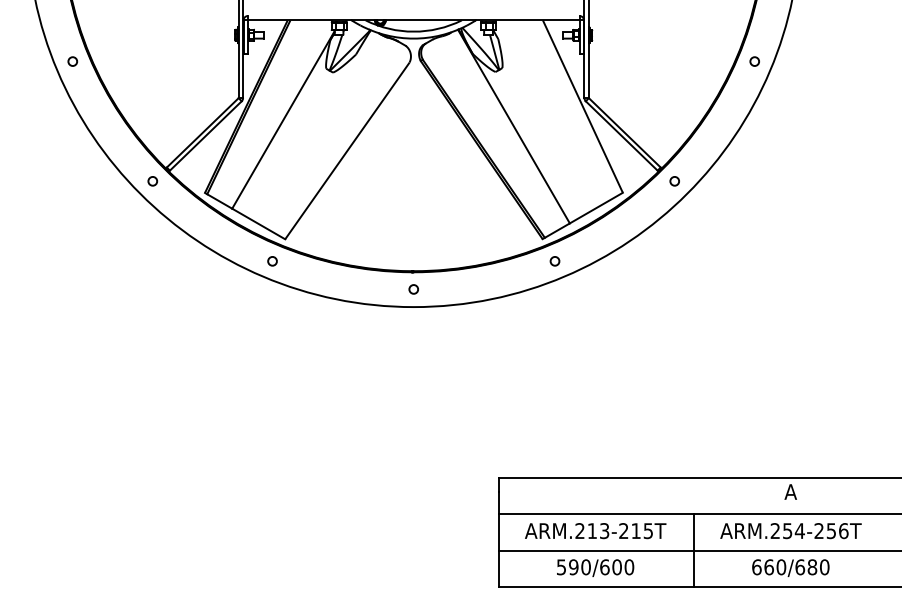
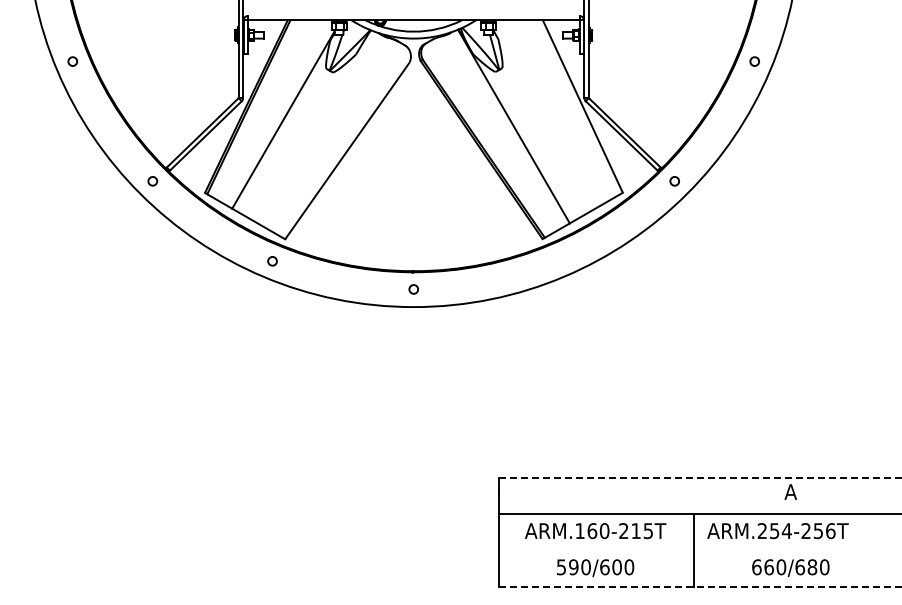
circle: present -> none (554, 261)
line: solid -> dashed (700, 478)
text: ARM.213-215T -> ARM.160-215T (592, 531)
text position: (790, 531) -> (777, 531) (777, 531)
line: present -> none (698, 550)
line: solid -> dashed (700, 586)
